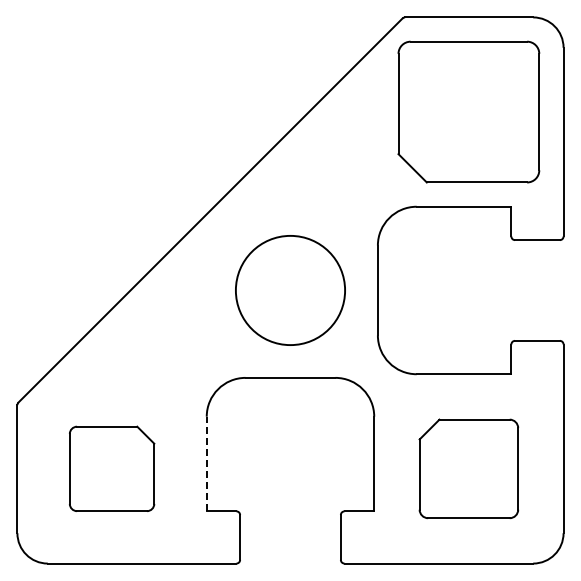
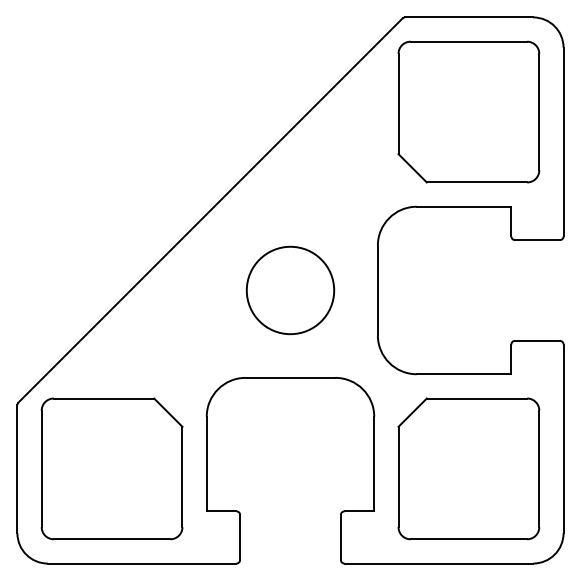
circle diameter: 109 px -> 87 px (290, 290)
line: dashed -> solid (206, 463)
part size: 87x87 px -> 144x144 px (111, 468)
part size: 102x102 px -> 144x144 px (468, 468)
